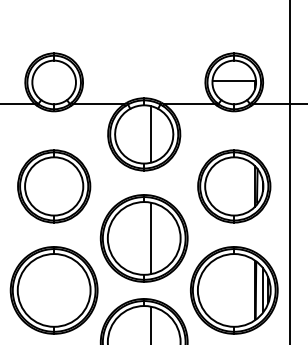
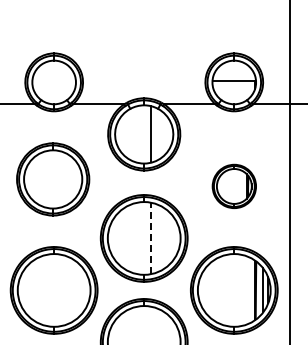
part position: (54, 186) -> (53, 179) (53, 179)
part size: 75x75 px -> 46x46 px (233, 185)
line: solid -> dashed (151, 238)
line: present -> none (151, 323)
